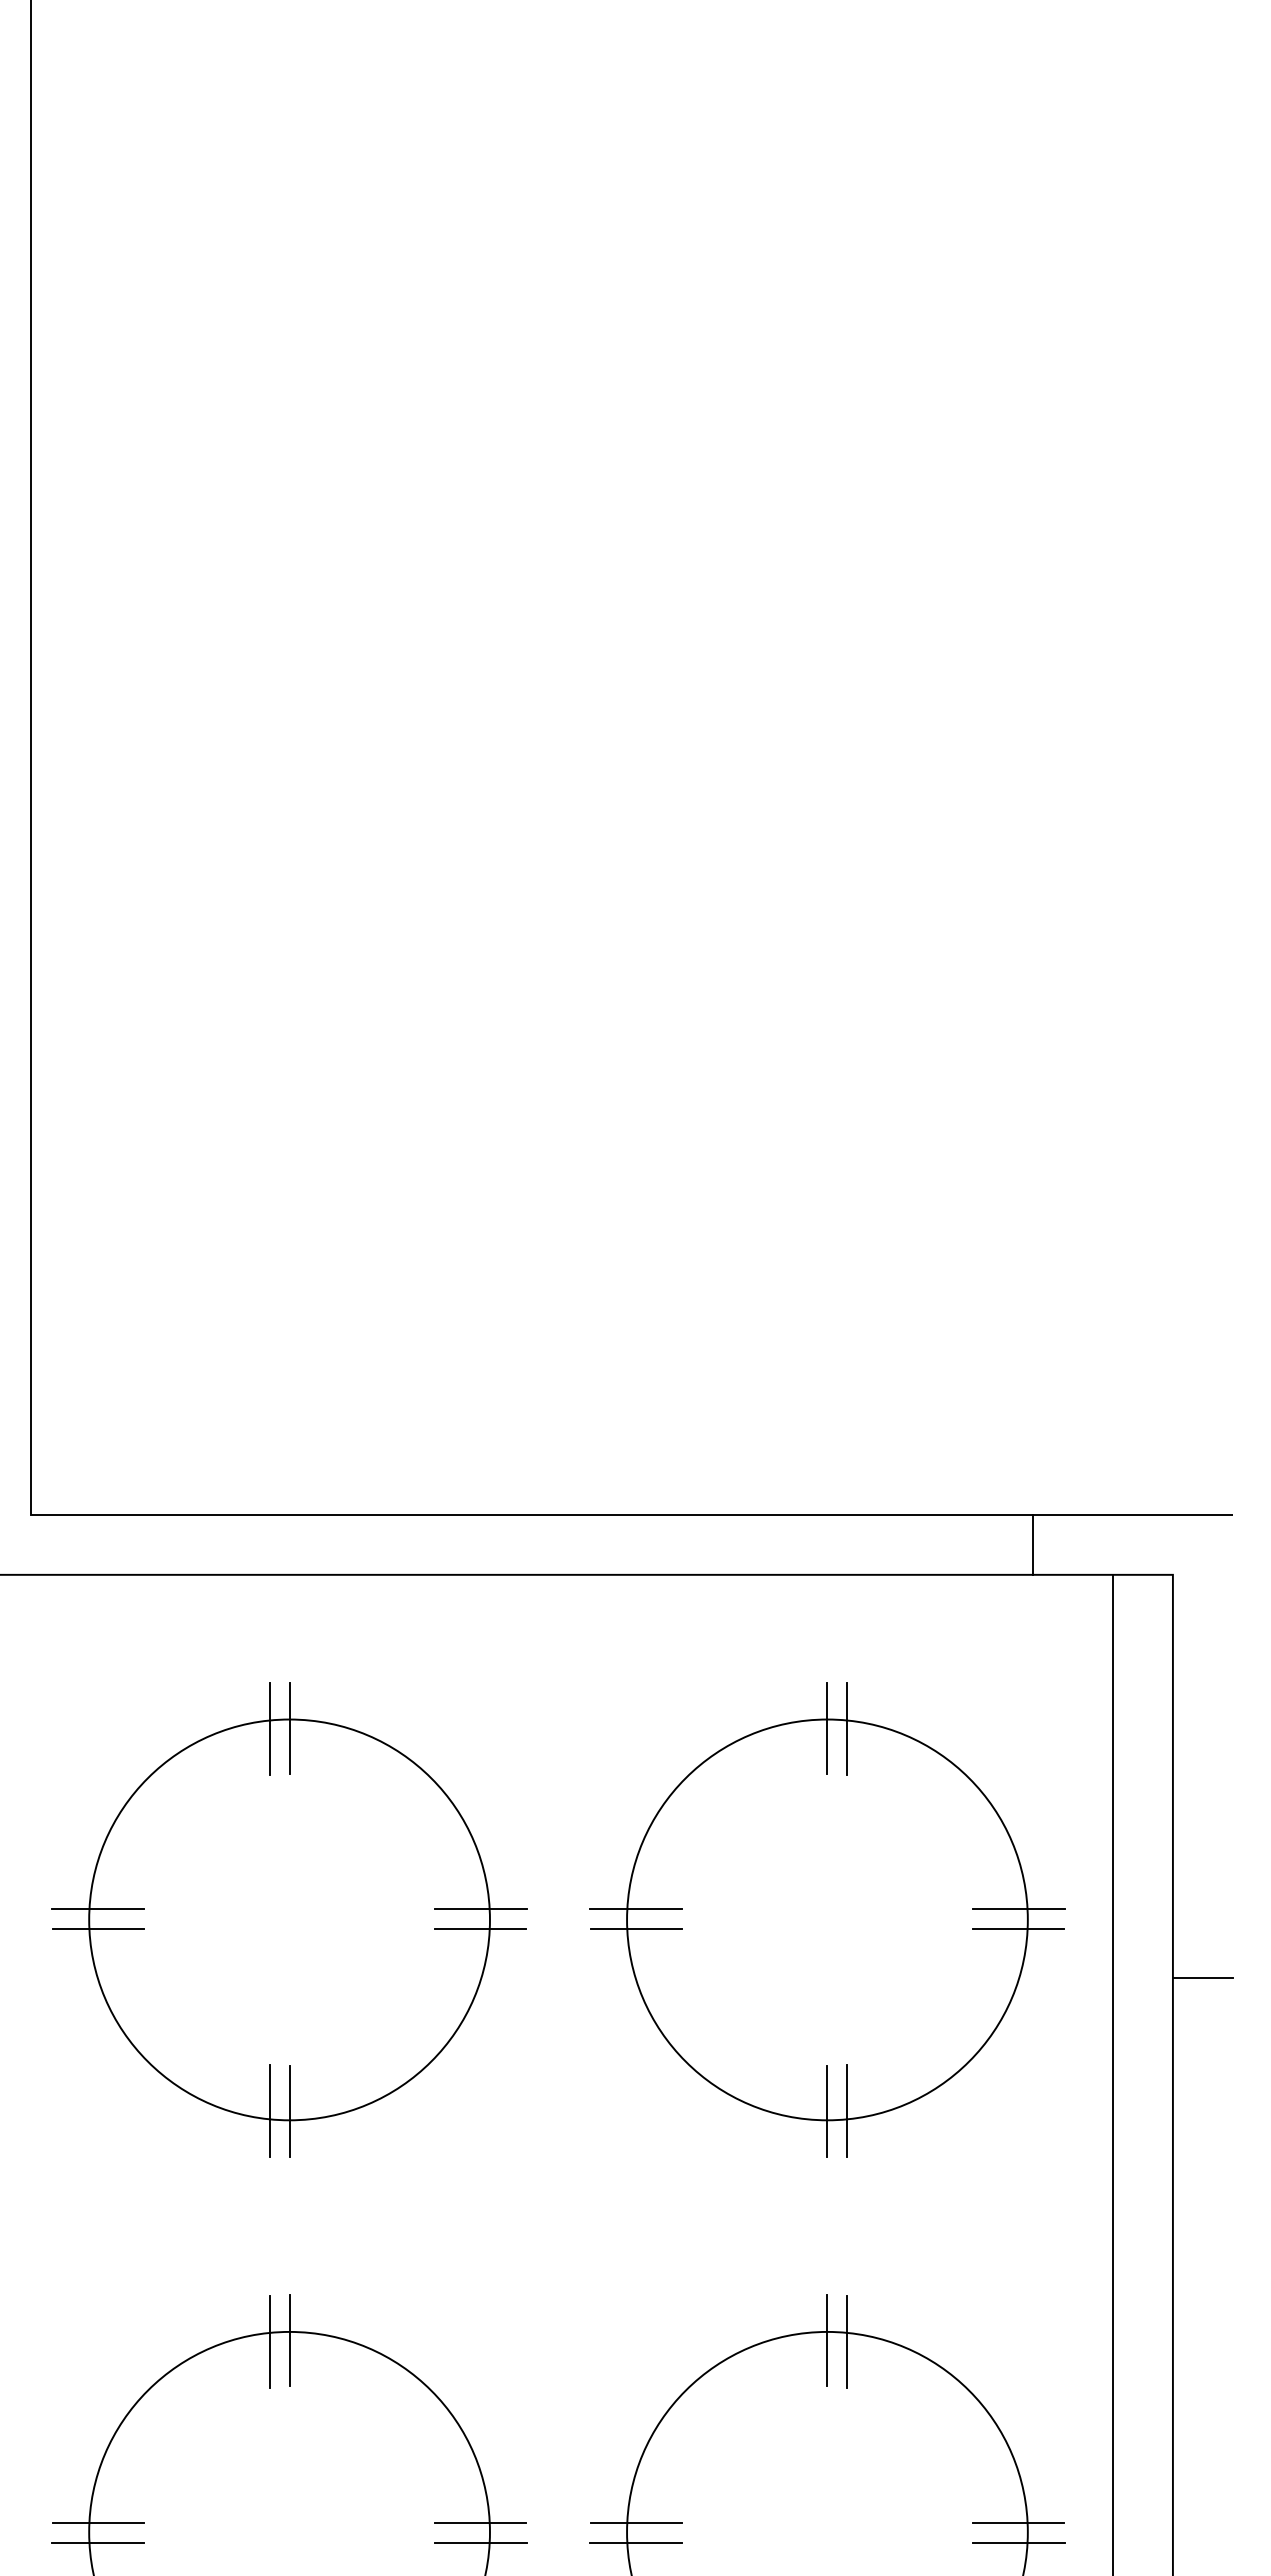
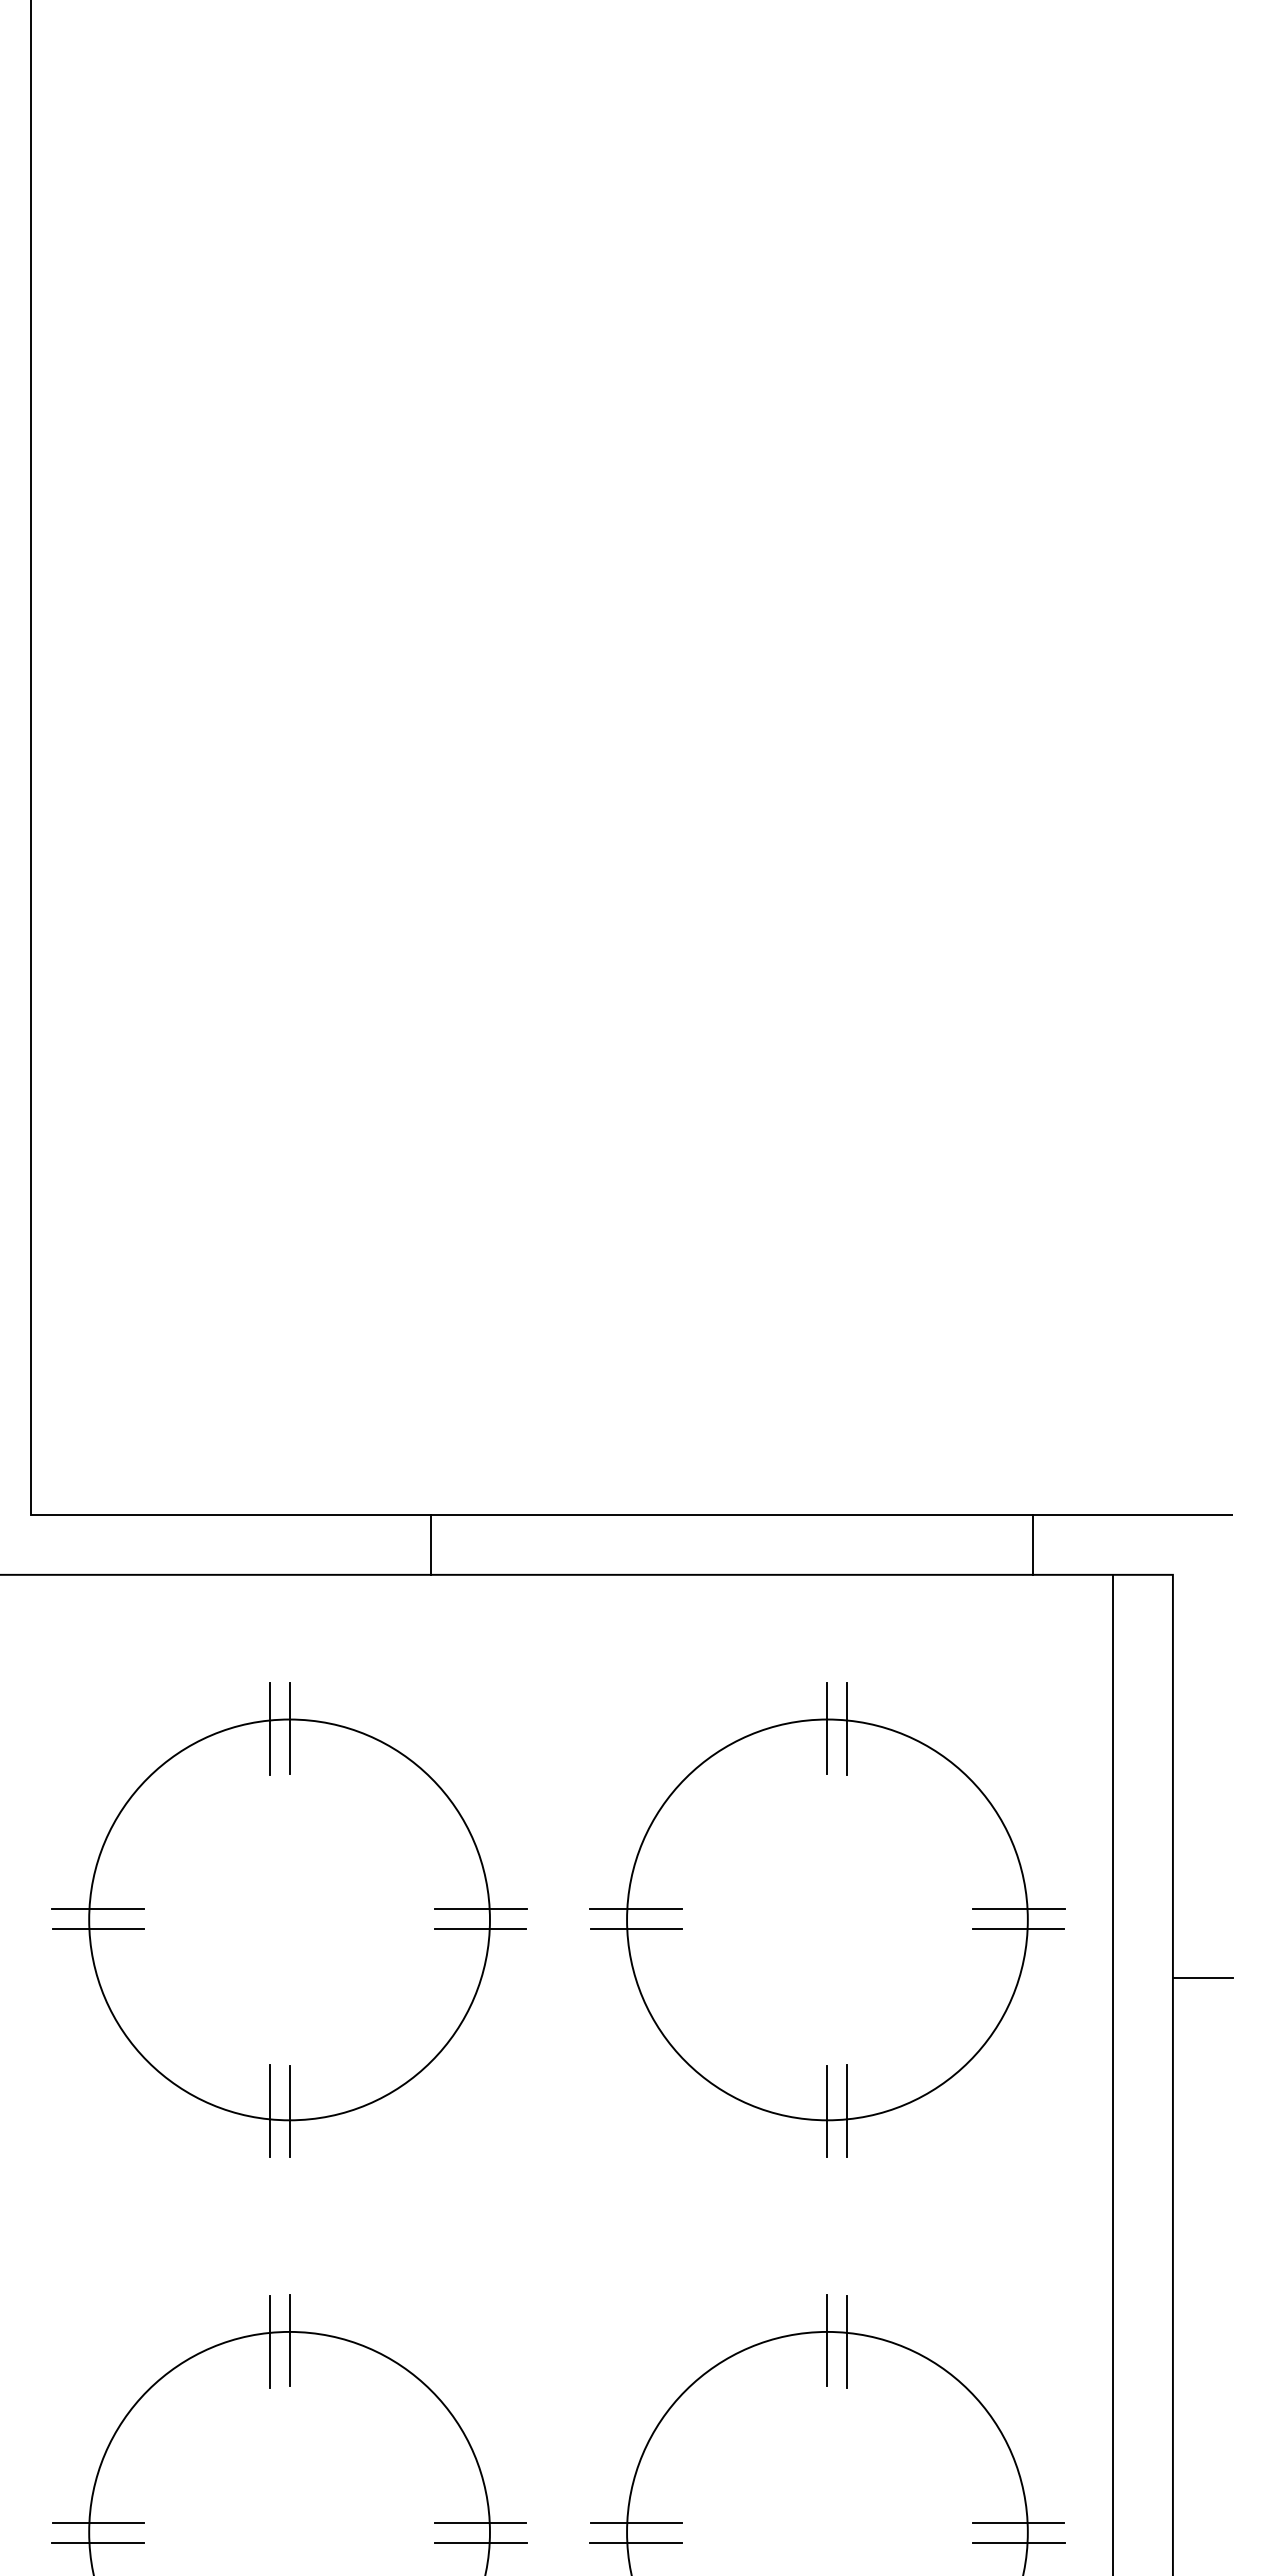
line: none -> present (431, 1544)
